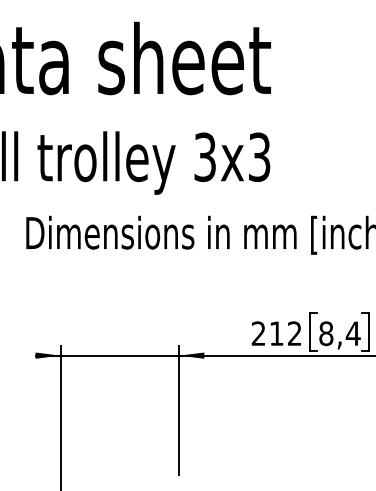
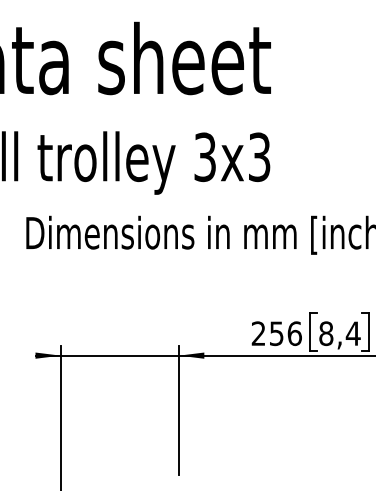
text: 212 -> 256 (285, 333)
